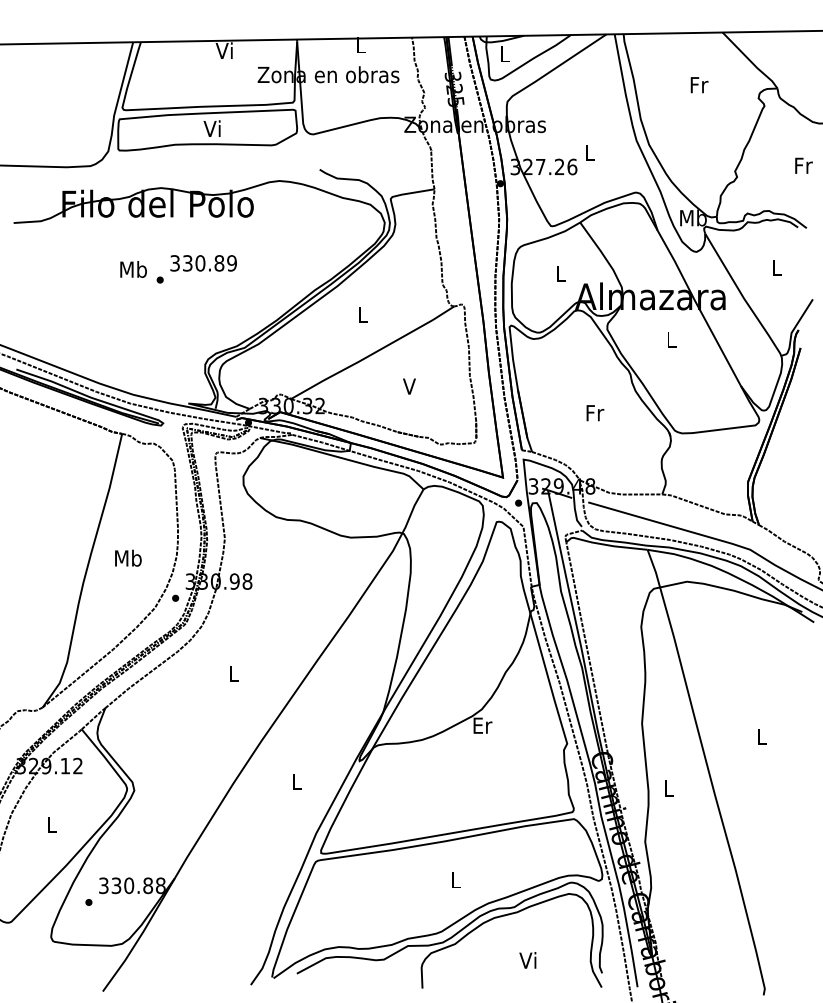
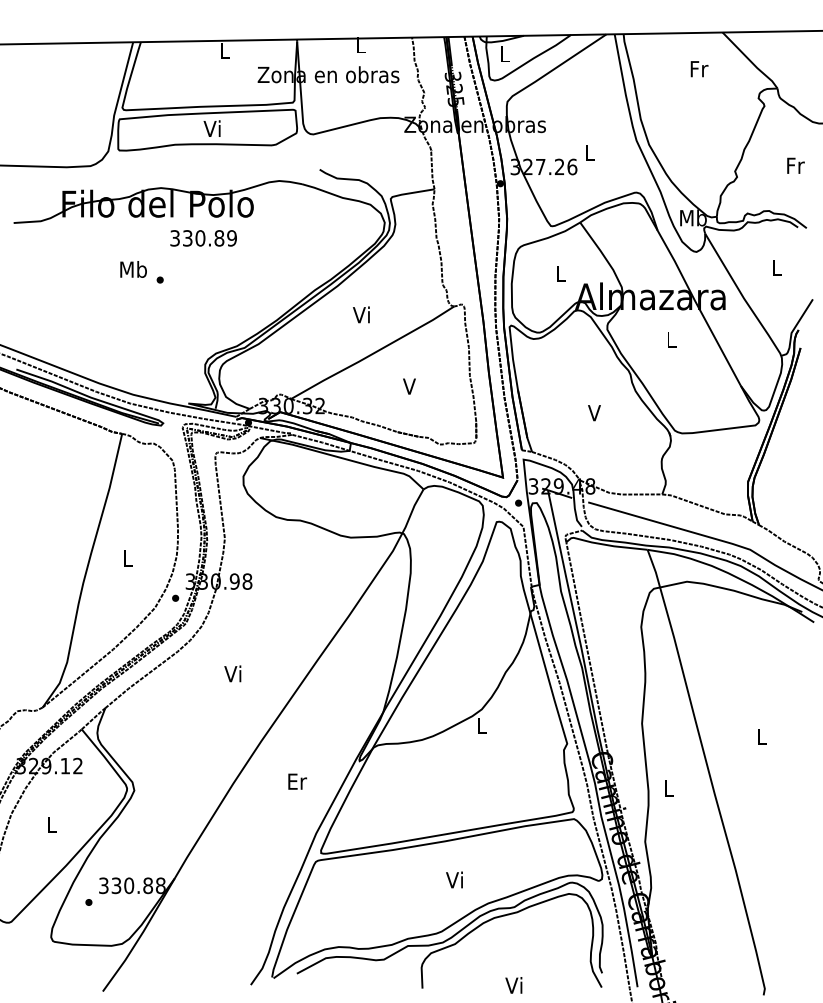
text: Vi -> L (223, 50)
text position: (699, 85) -> (699, 69) (699, 69)
text position: (803, 165) -> (795, 165) (795, 165)
text position: (203, 263) -> (203, 238) (203, 238)
text: L -> Vi (361, 314)
text: Fr -> V (595, 413)
text: Mb -> L (128, 557)
text: L -> Vi (232, 673)
text: Er -> L (482, 725)
text: L -> Er (297, 781)
text: L -> Vi (454, 879)
text position: (527, 960) -> (513, 985) (513, 985)
